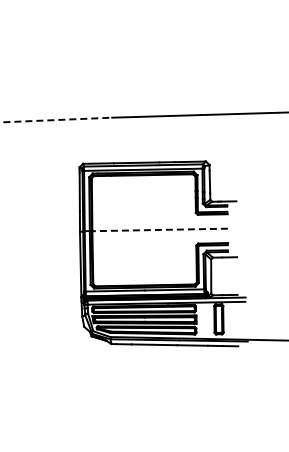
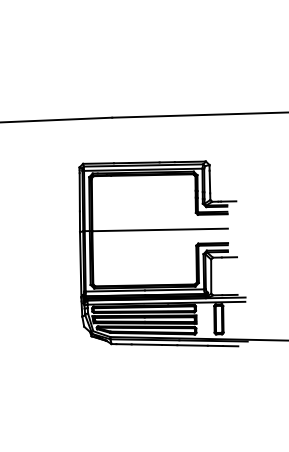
line: dashed -> solid (56, 120)
line: dashed -> solid (160, 229)
